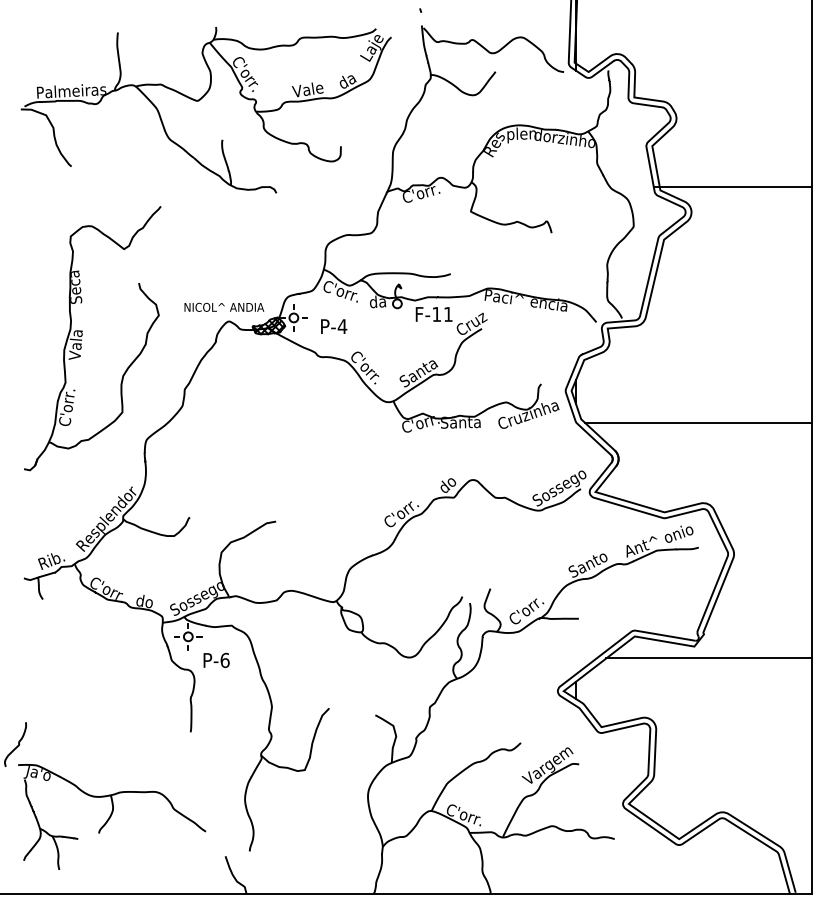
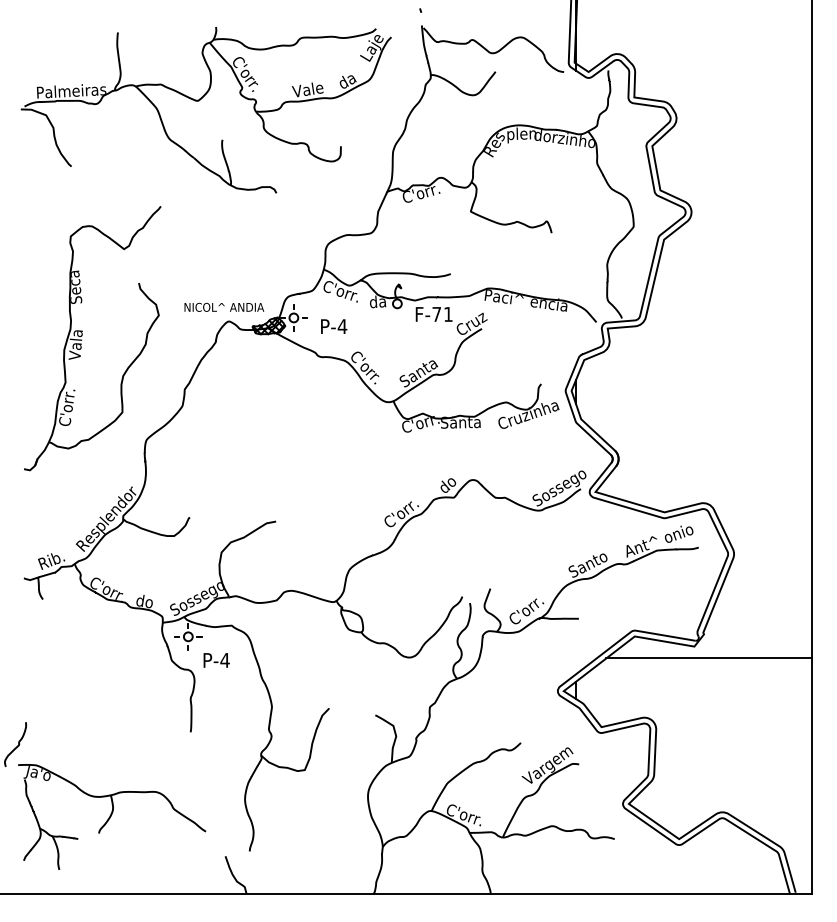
line: present -> none (732, 186)
text: F-11 -> F-71 (436, 314)
line: present -> none (697, 422)
text: P-6 -> P-4 (224, 660)
